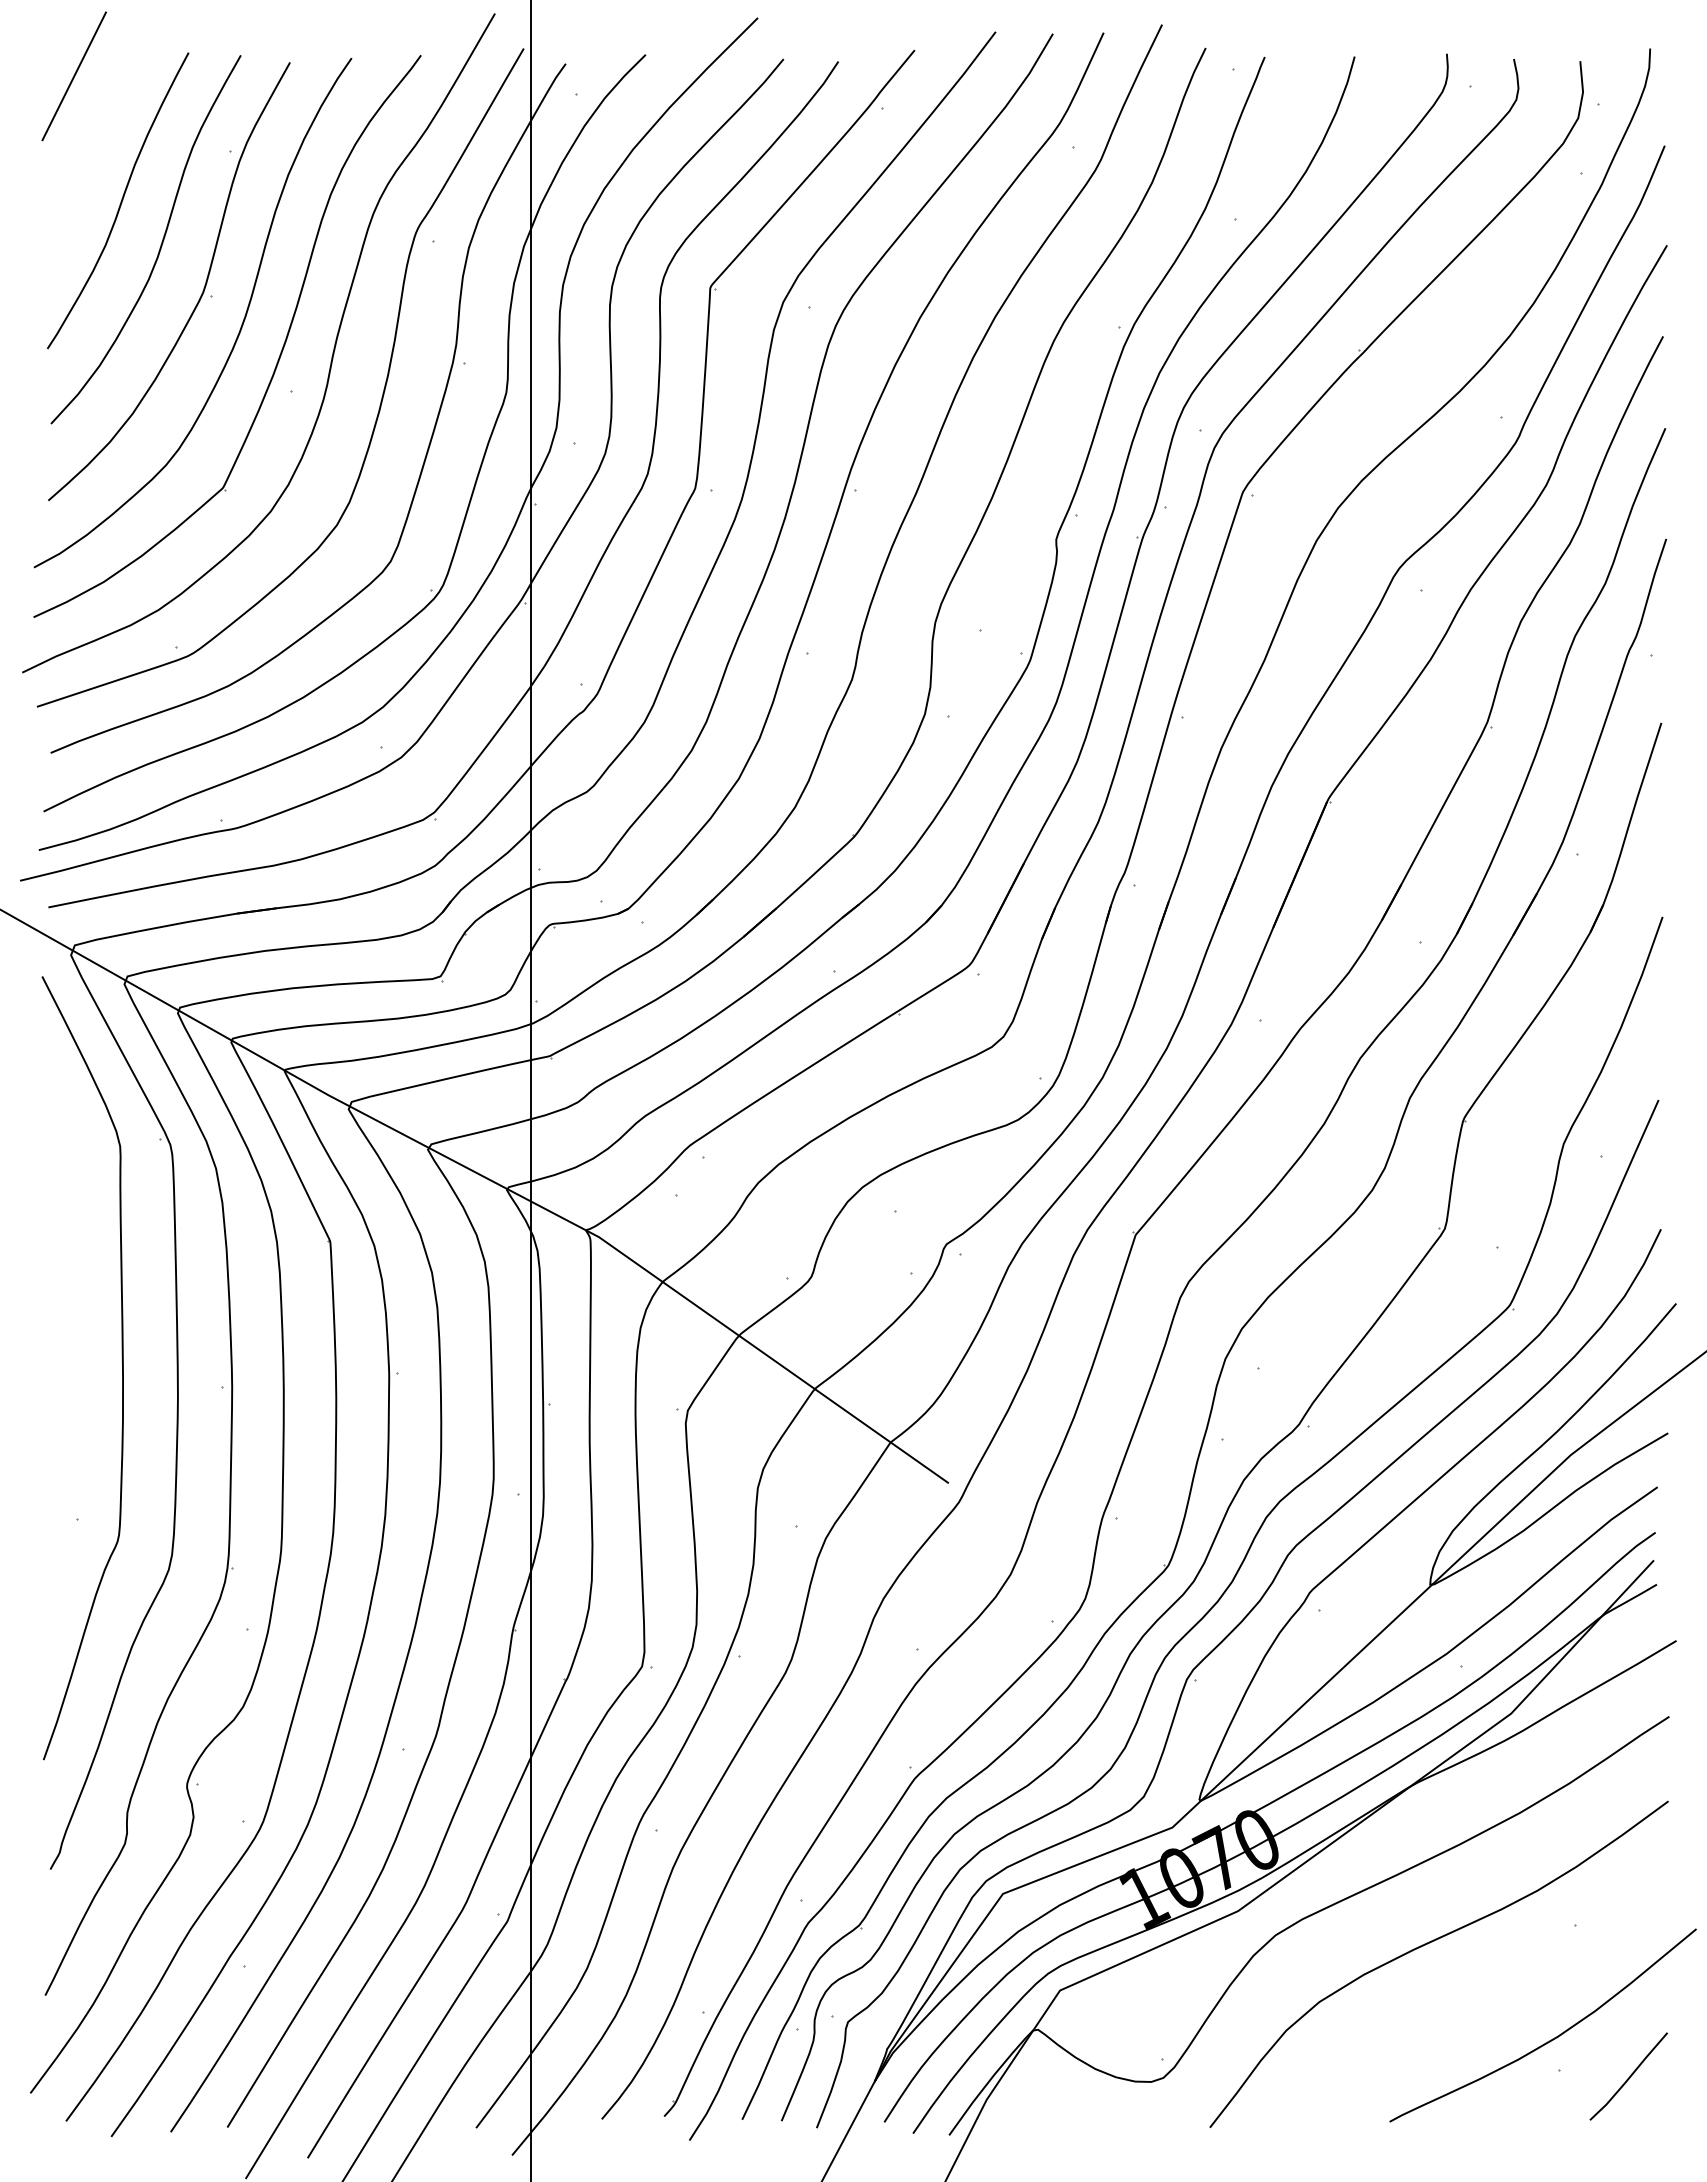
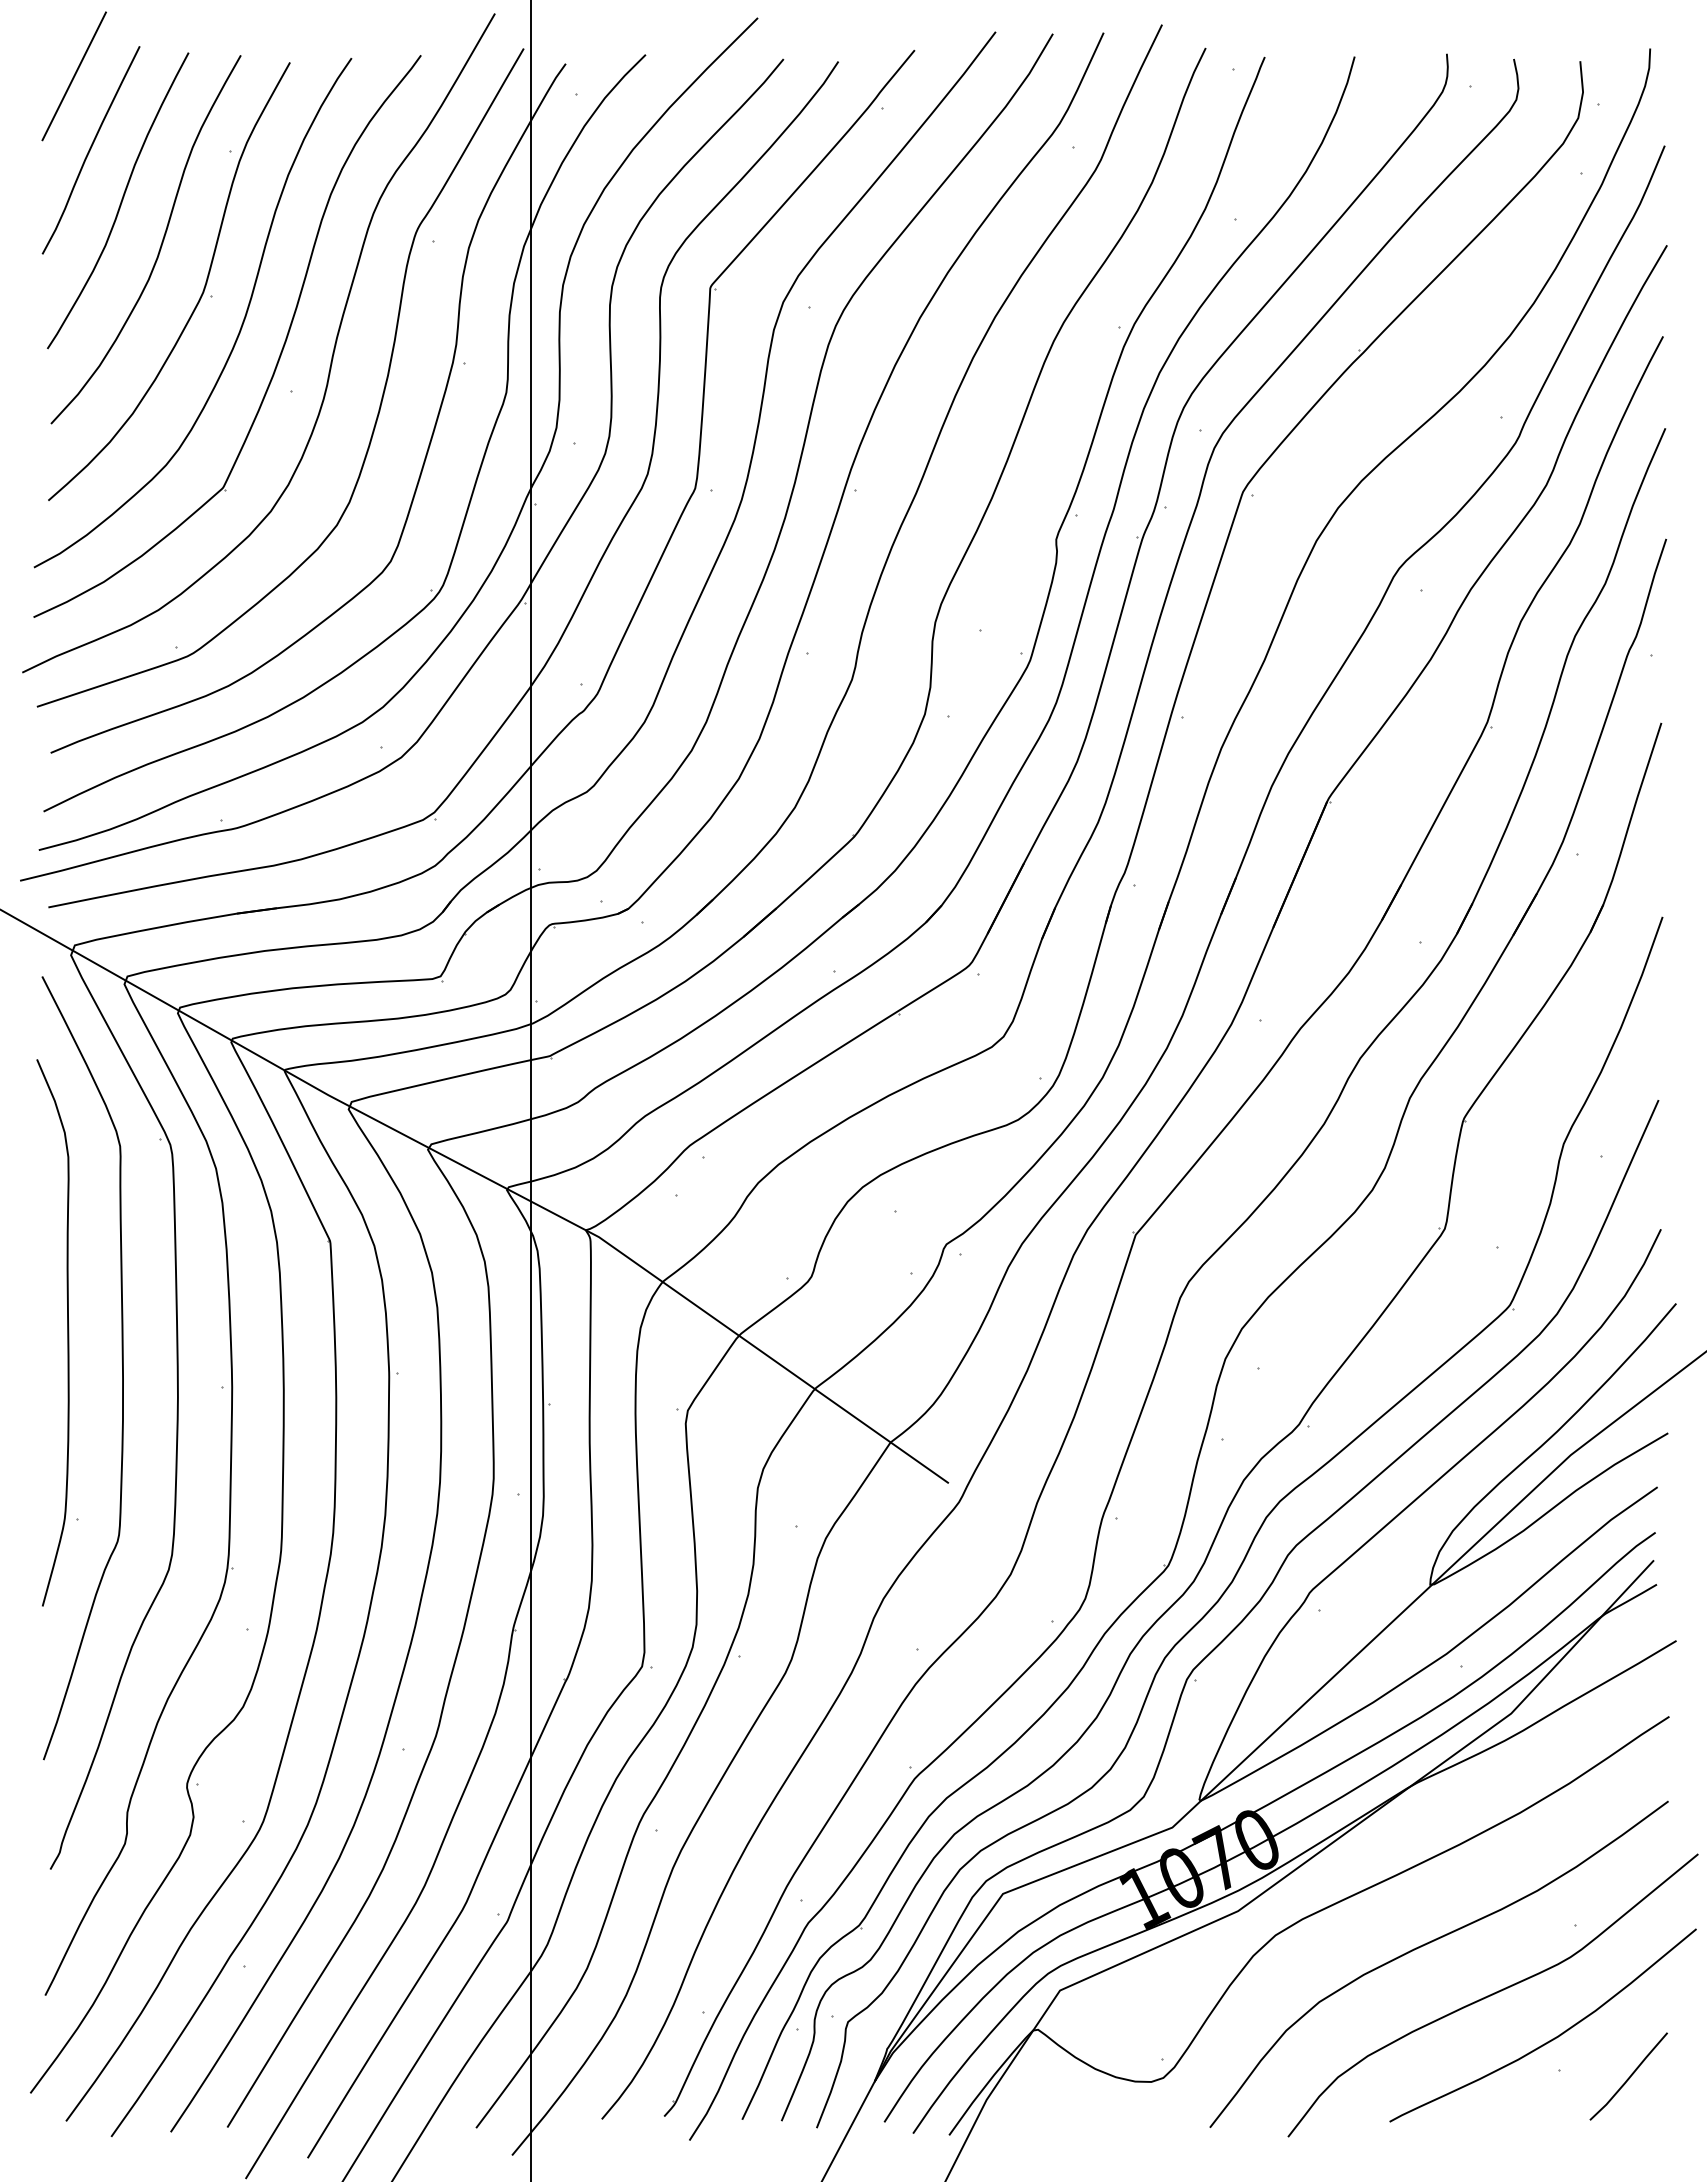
curve: none -> present (90, 150)
curve: none -> present (67, 1332)
curve: none -> present (1492, 1995)
